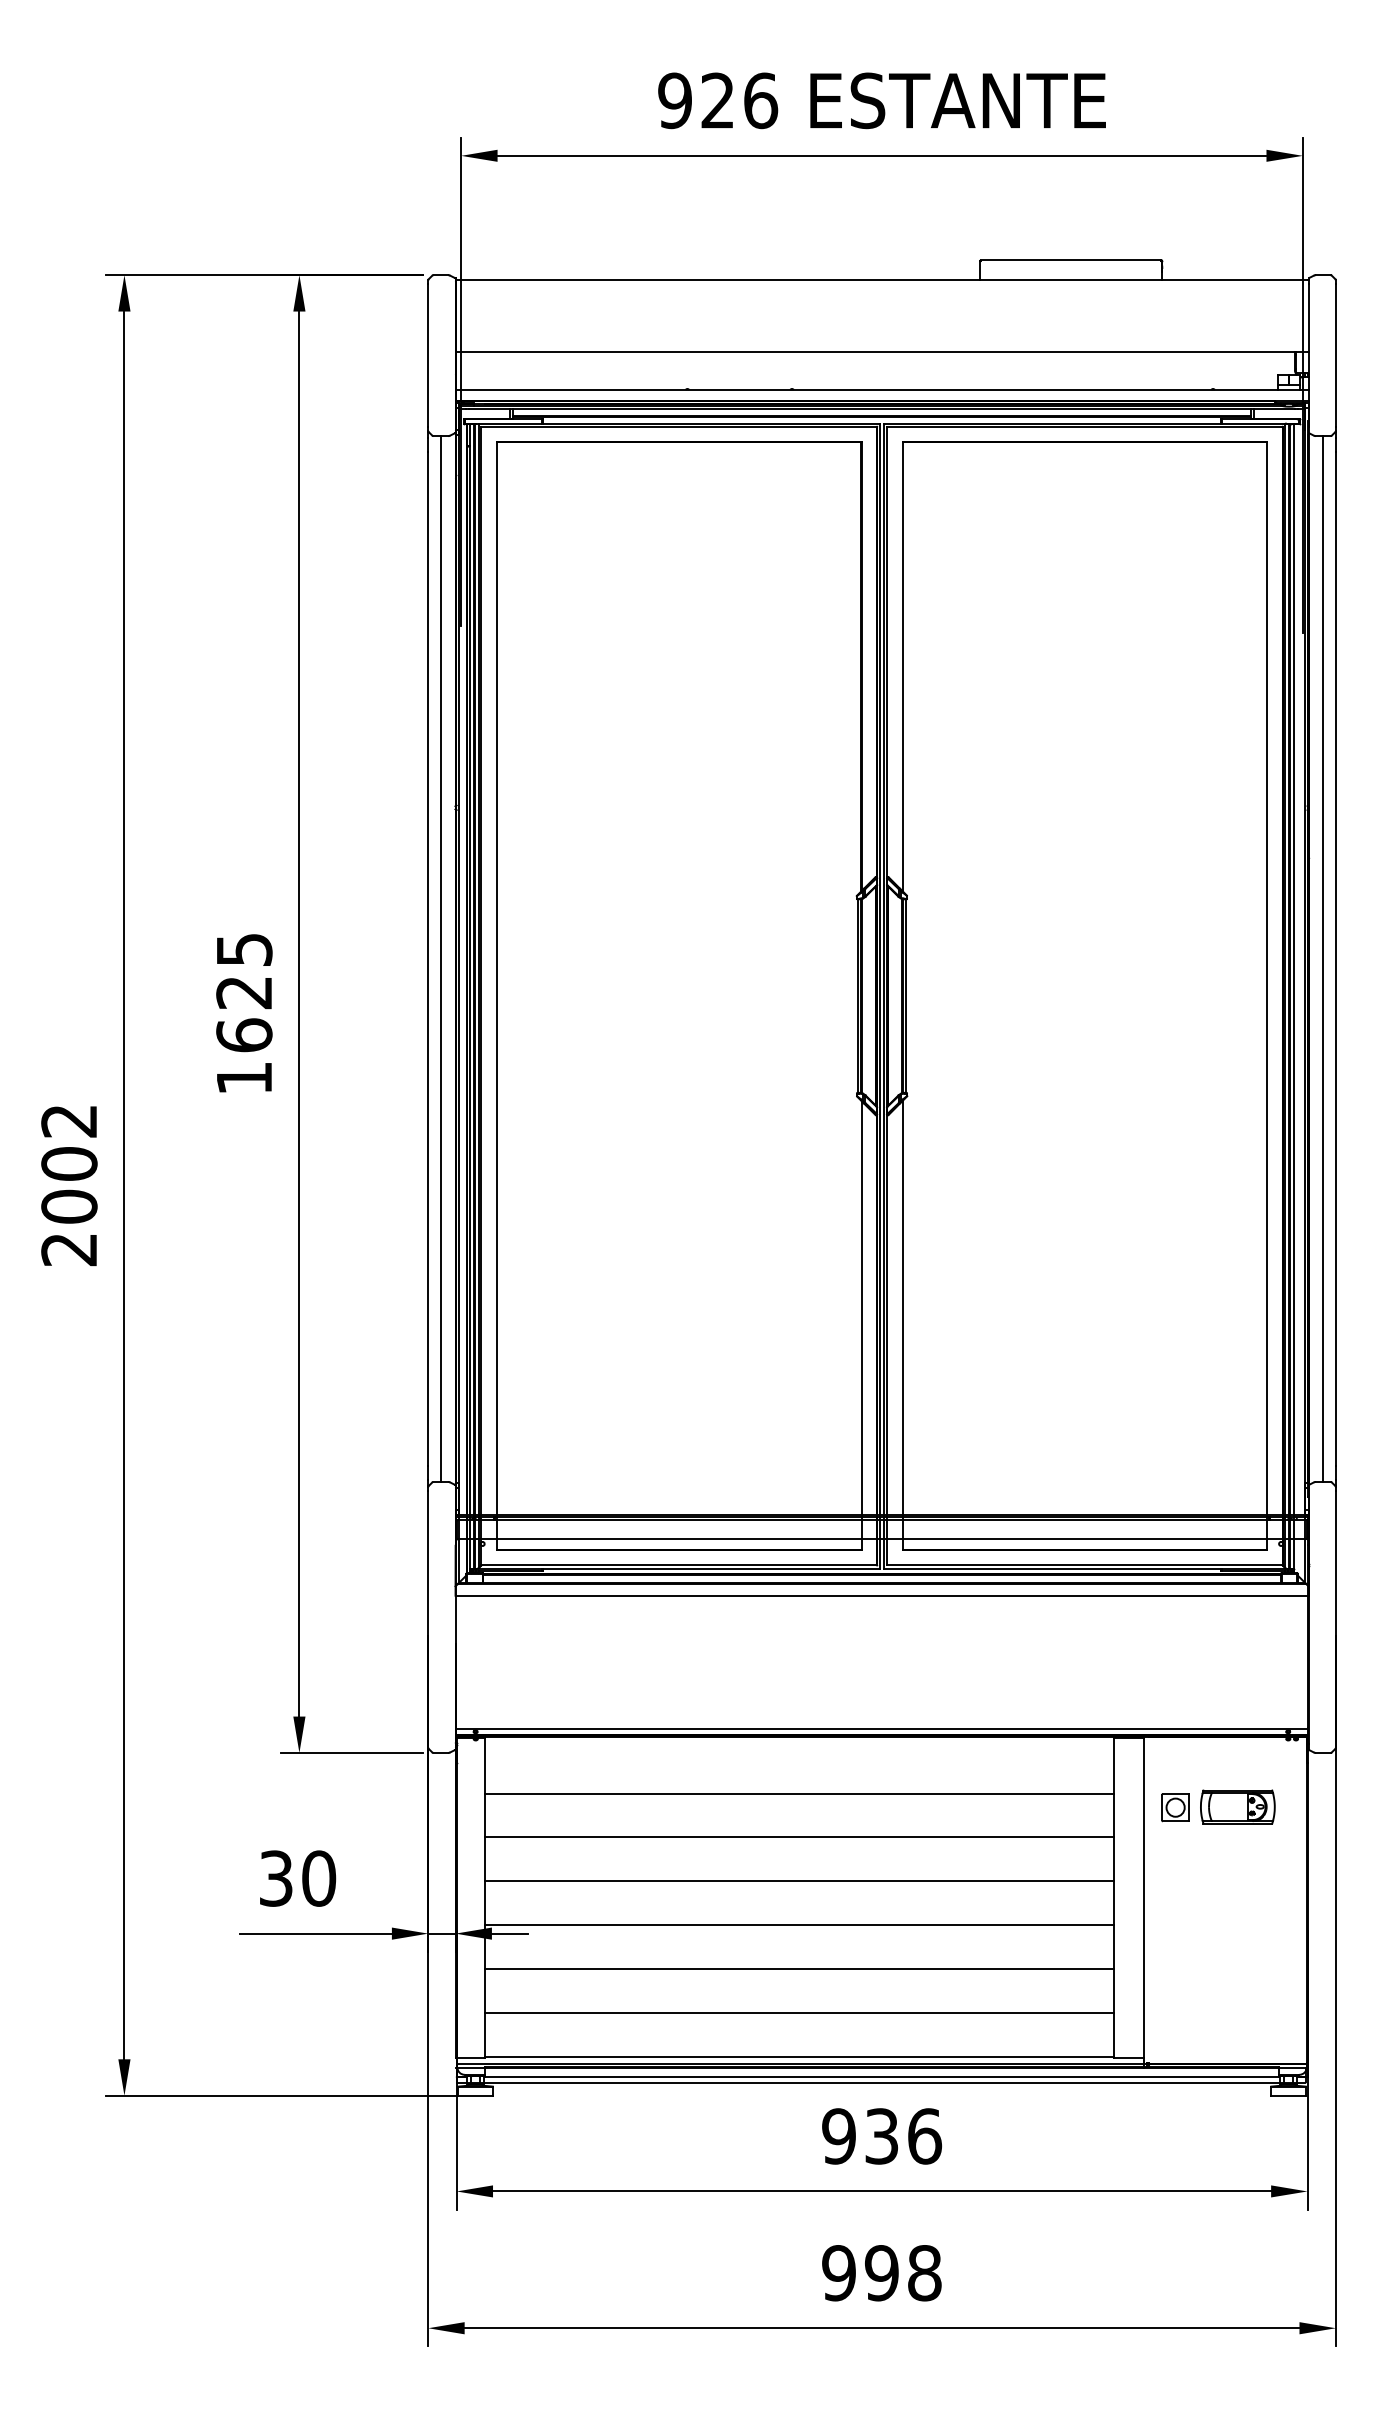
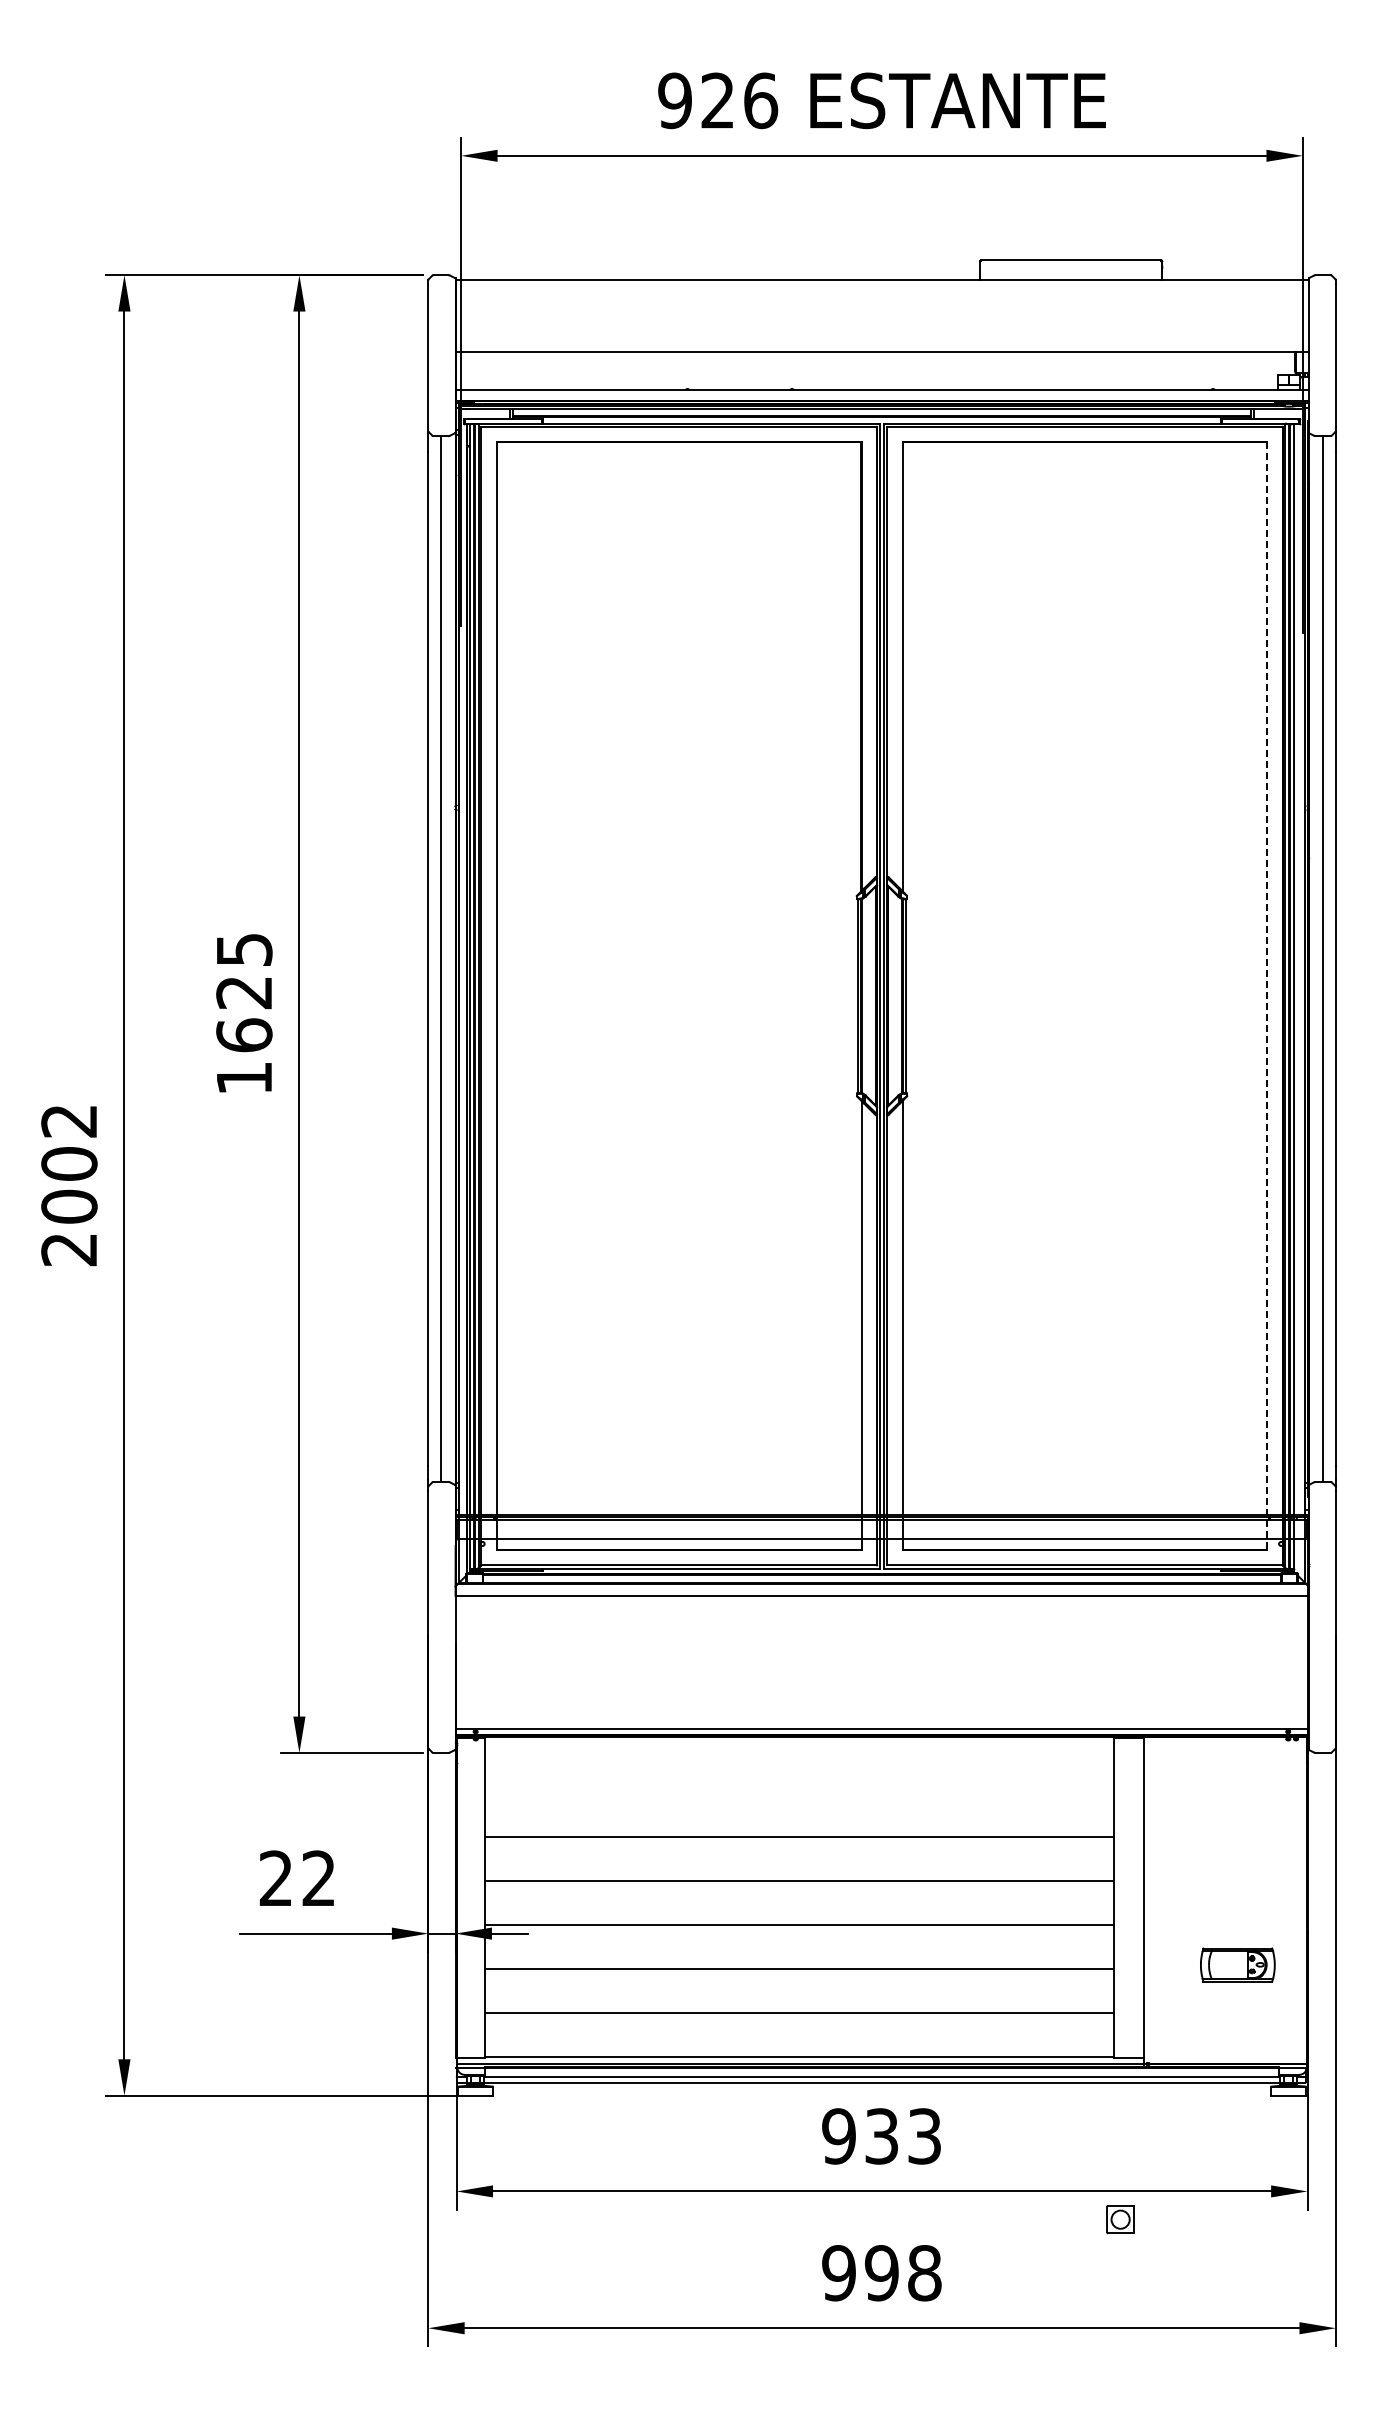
line: solid -> dashed (1267, 996)
line: present -> none (799, 1794)
part position: (1237, 1806) -> (1237, 1964) (1237, 1964)
part position: (1175, 1807) -> (1120, 2219) (1120, 2219)
text: 30 -> 22 (297, 1878)
text: 936 -> 933 (925, 2136)
